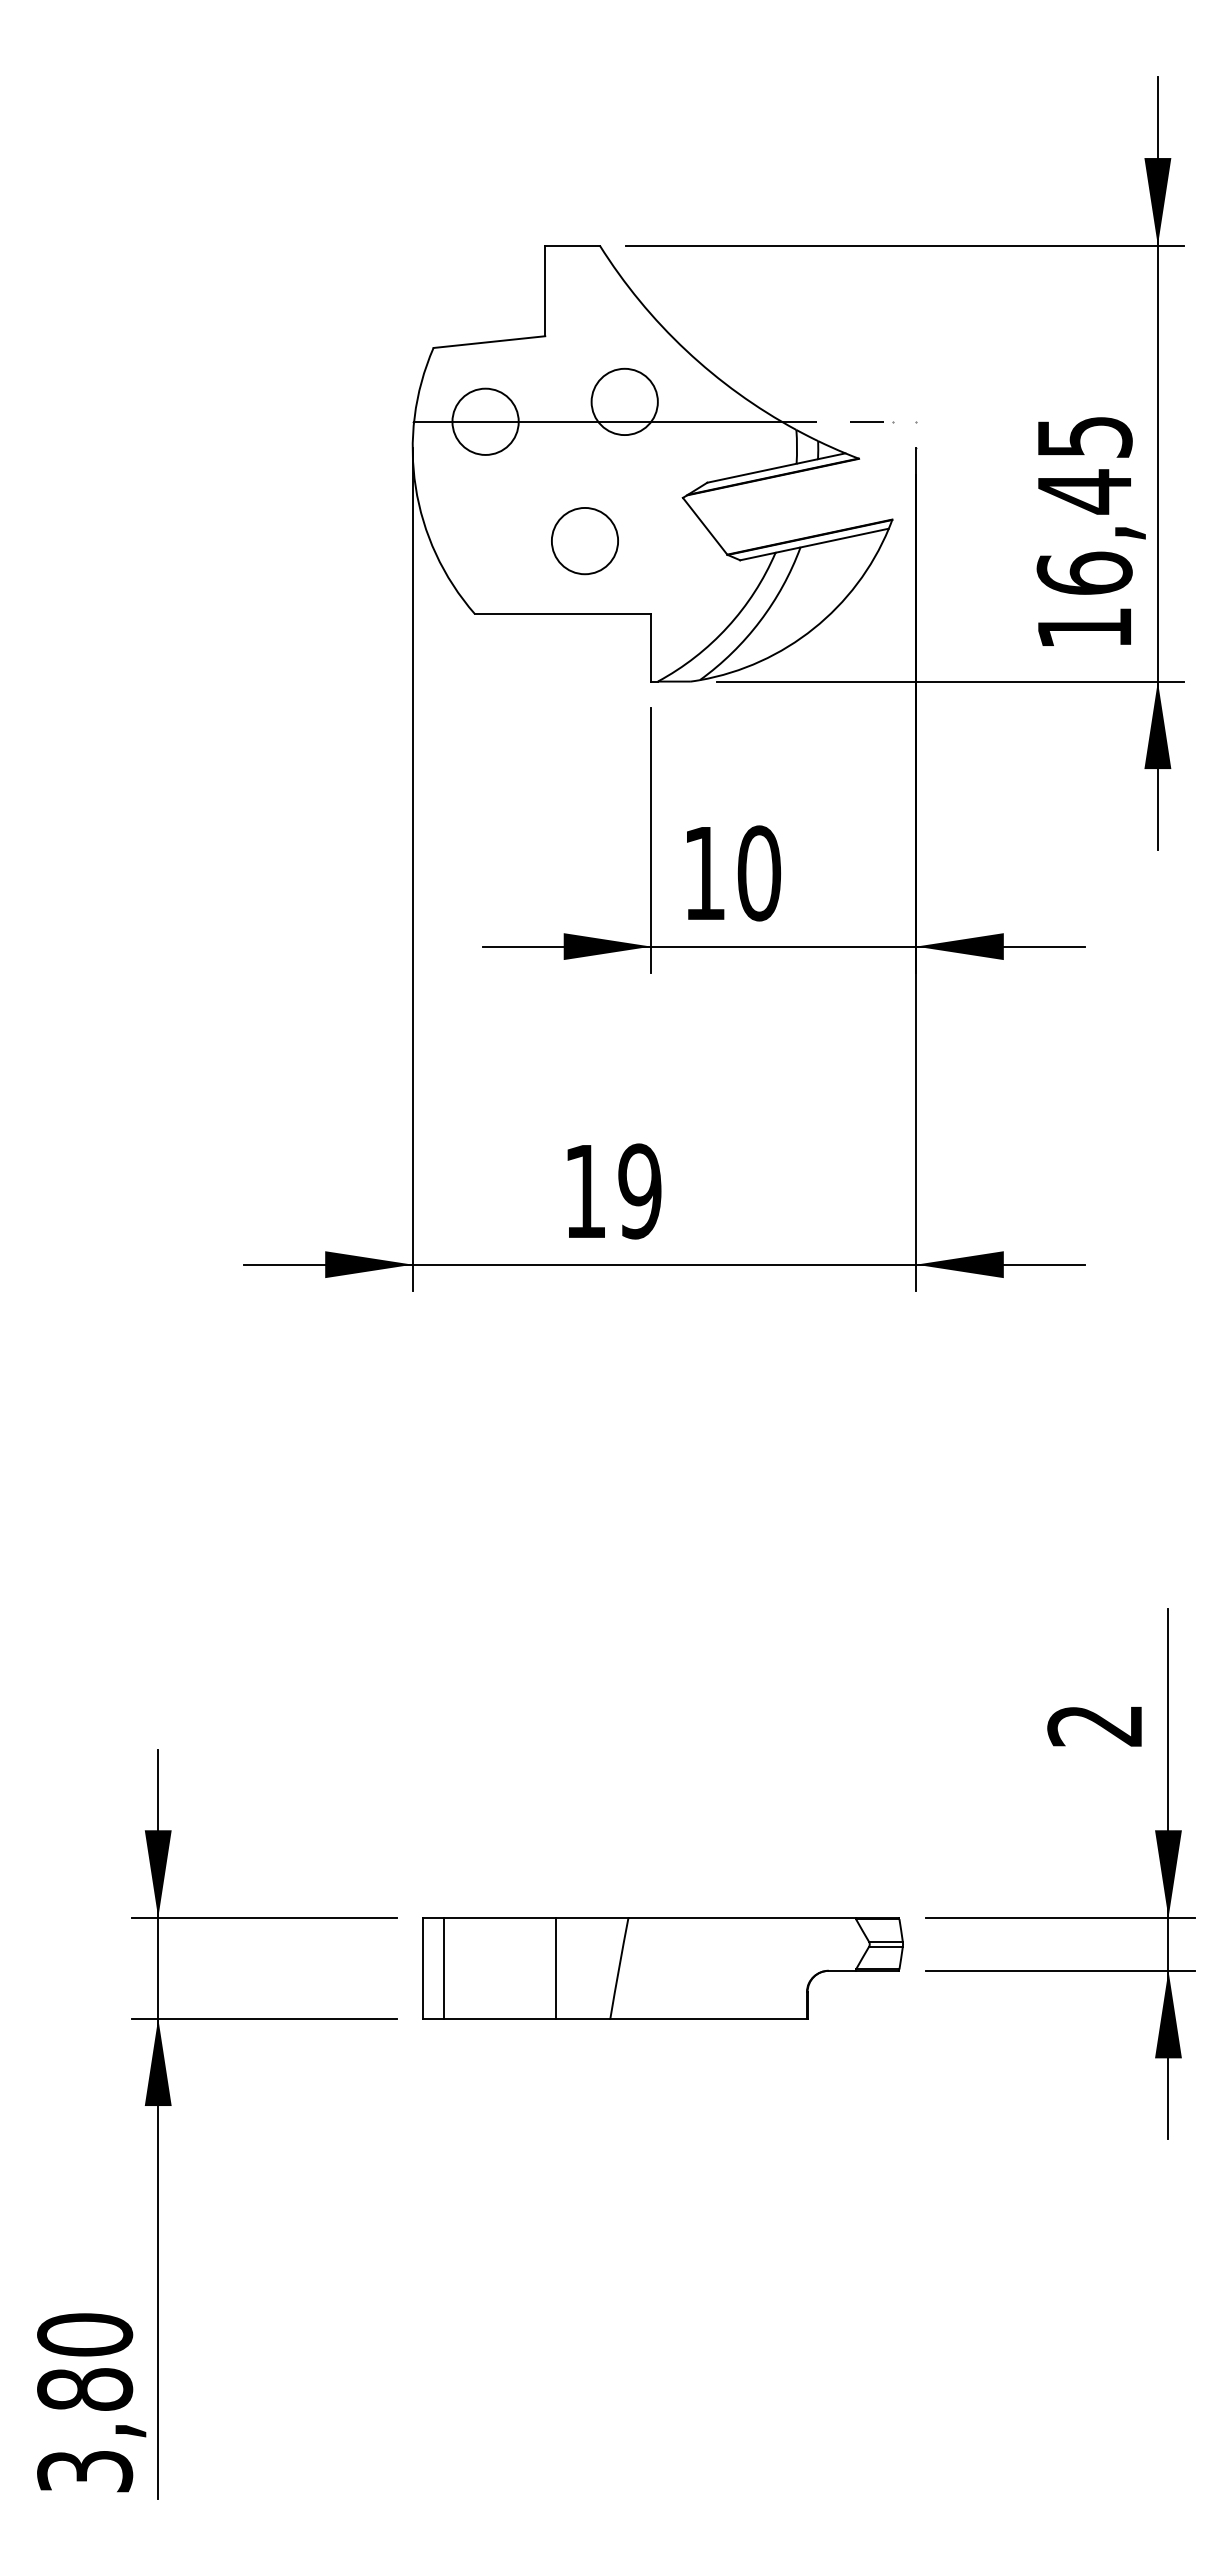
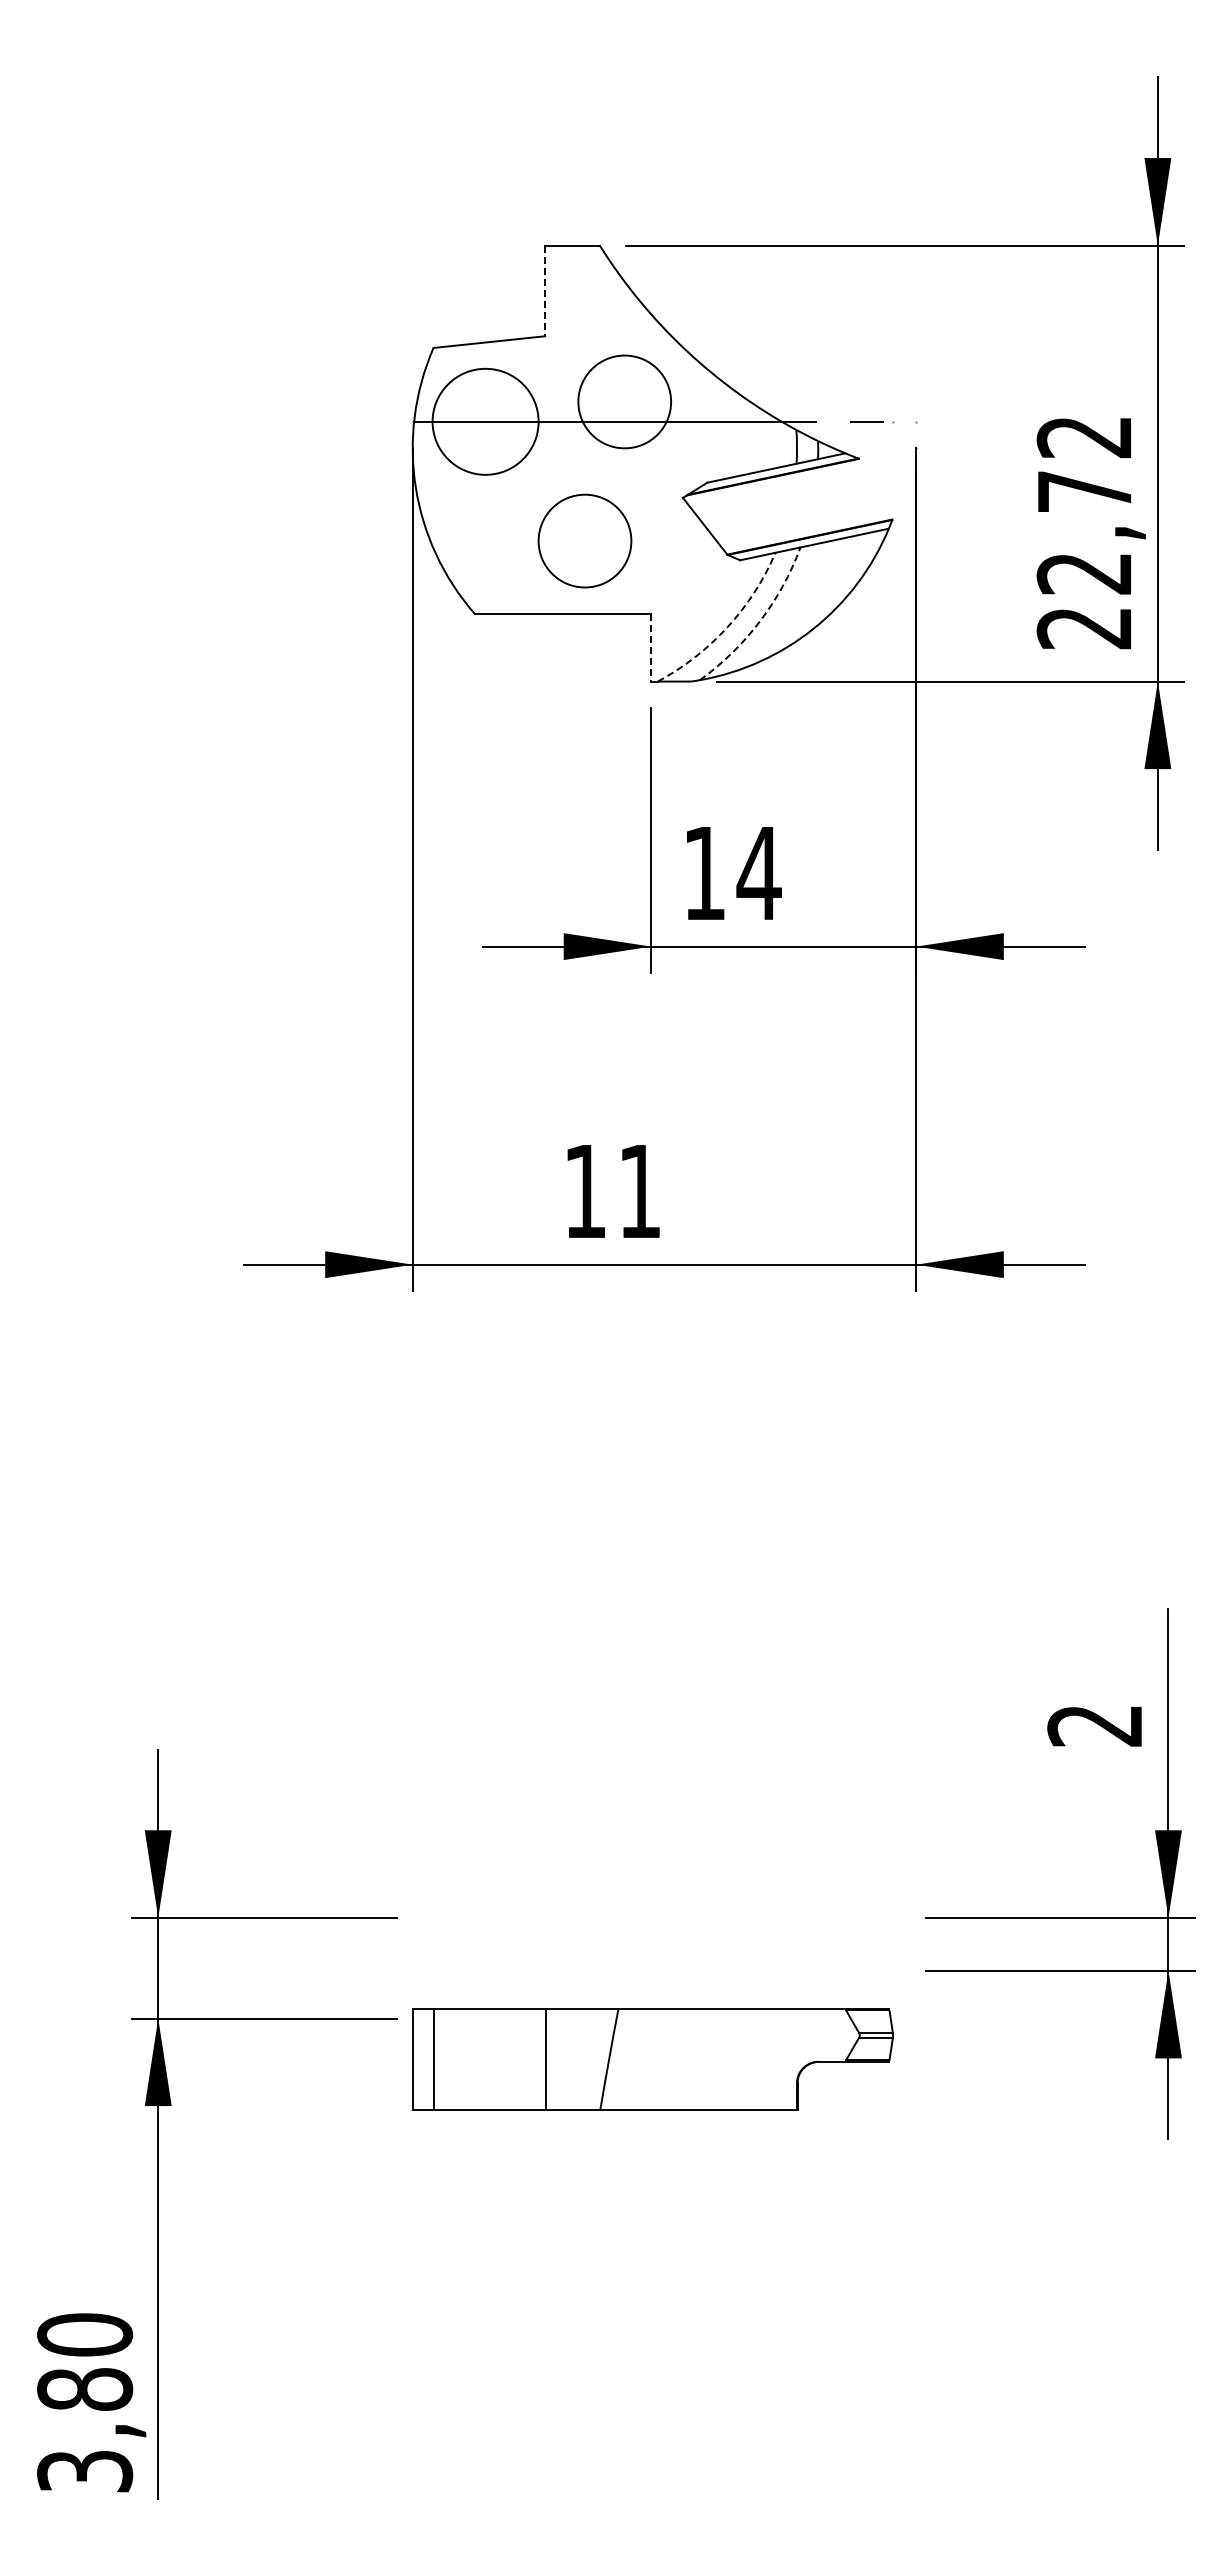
line: solid -> dashed (545, 291)
circle diameter: 66 px -> 93 px (624, 401)
circle diameter: 66 px -> 106 px (485, 421)
text: 16,45 -> 22,72 (1084, 533)
circle diameter: 66 px -> 93 px (584, 540)
arc: solid -> dashed (760, 621)
arc: solid -> dashed (727, 627)
line: solid -> dashed (651, 647)
text: 10 -> 14 (758, 873)
text: 19 -> 11 (639, 1191)
part position: (662, 1968) -> (652, 2059) (652, 2059)
